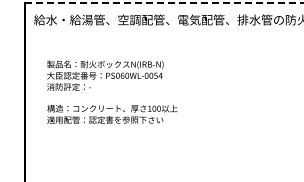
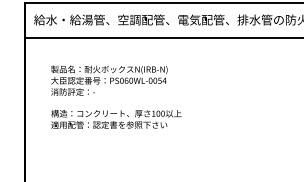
line: dashed -> solid (164, 2)
line: none -> present (162, 37)
text position: (112, 91) -> (116, 96) (116, 96)
